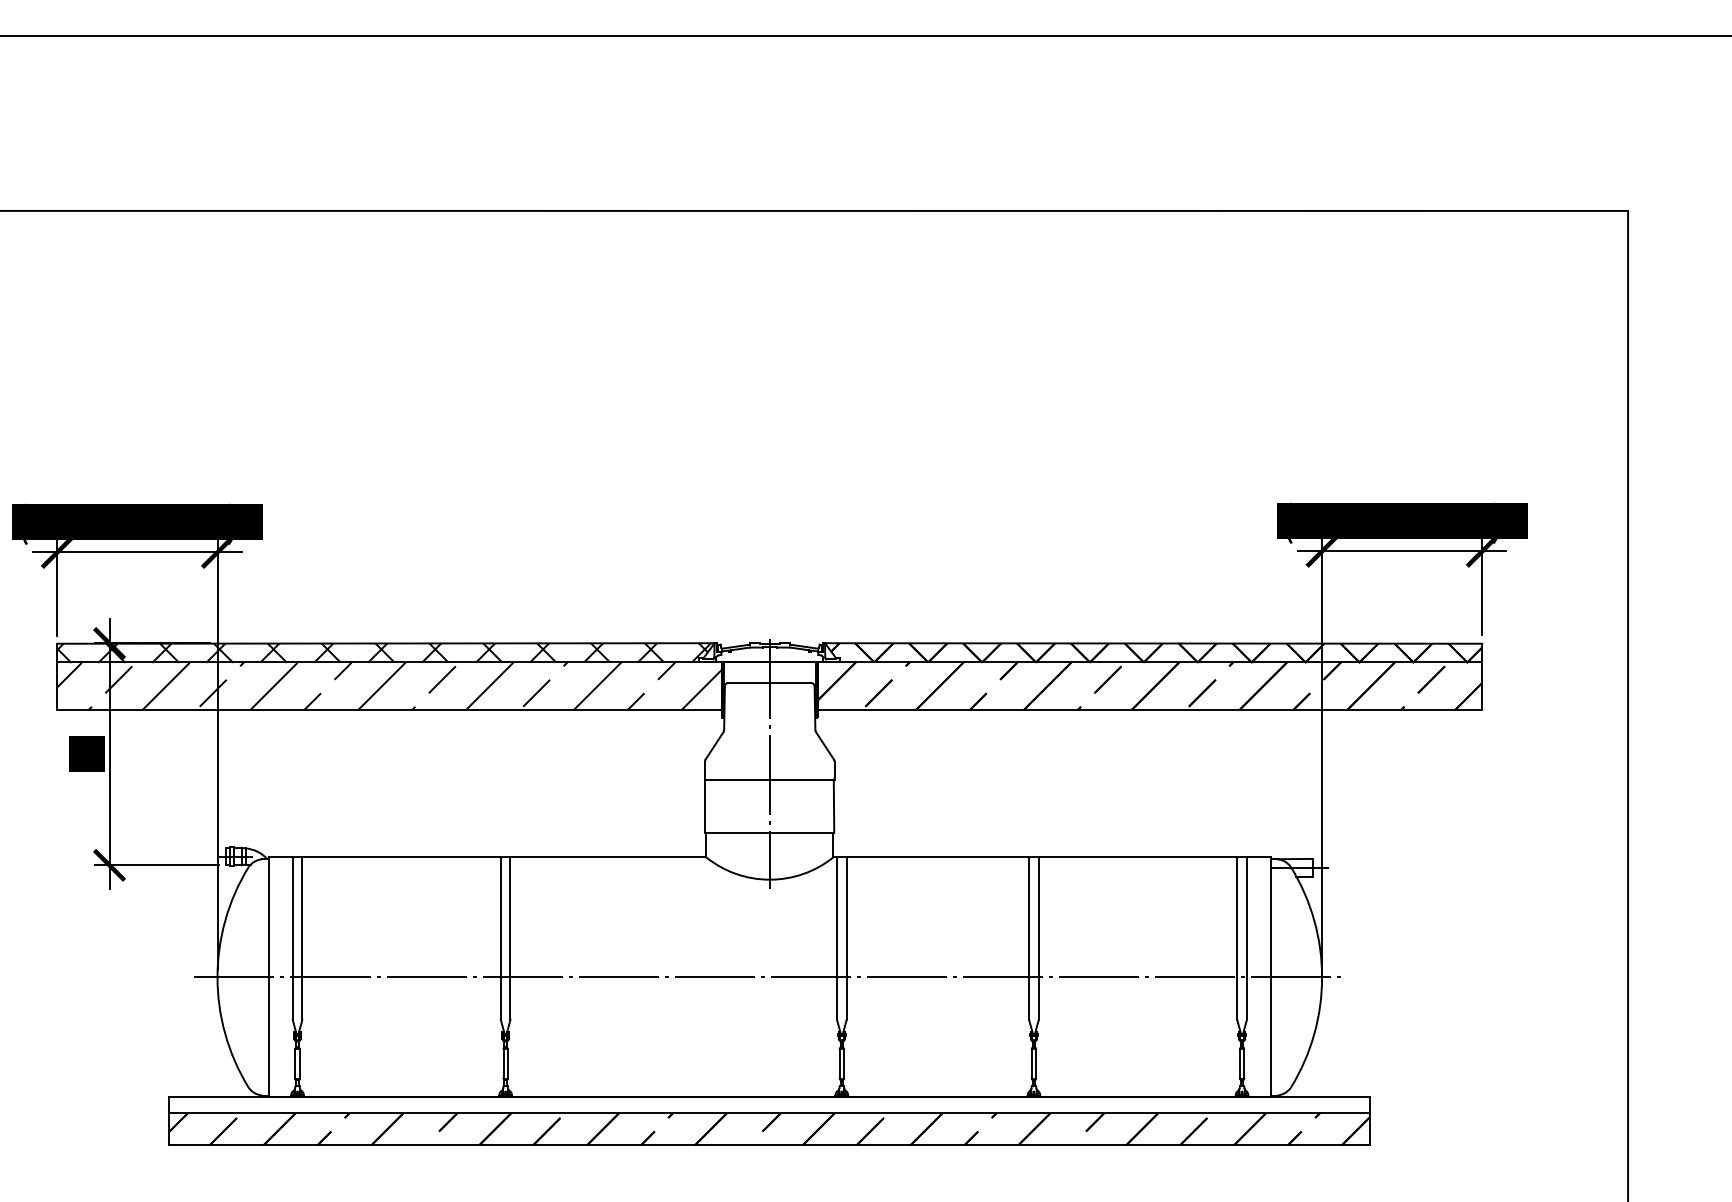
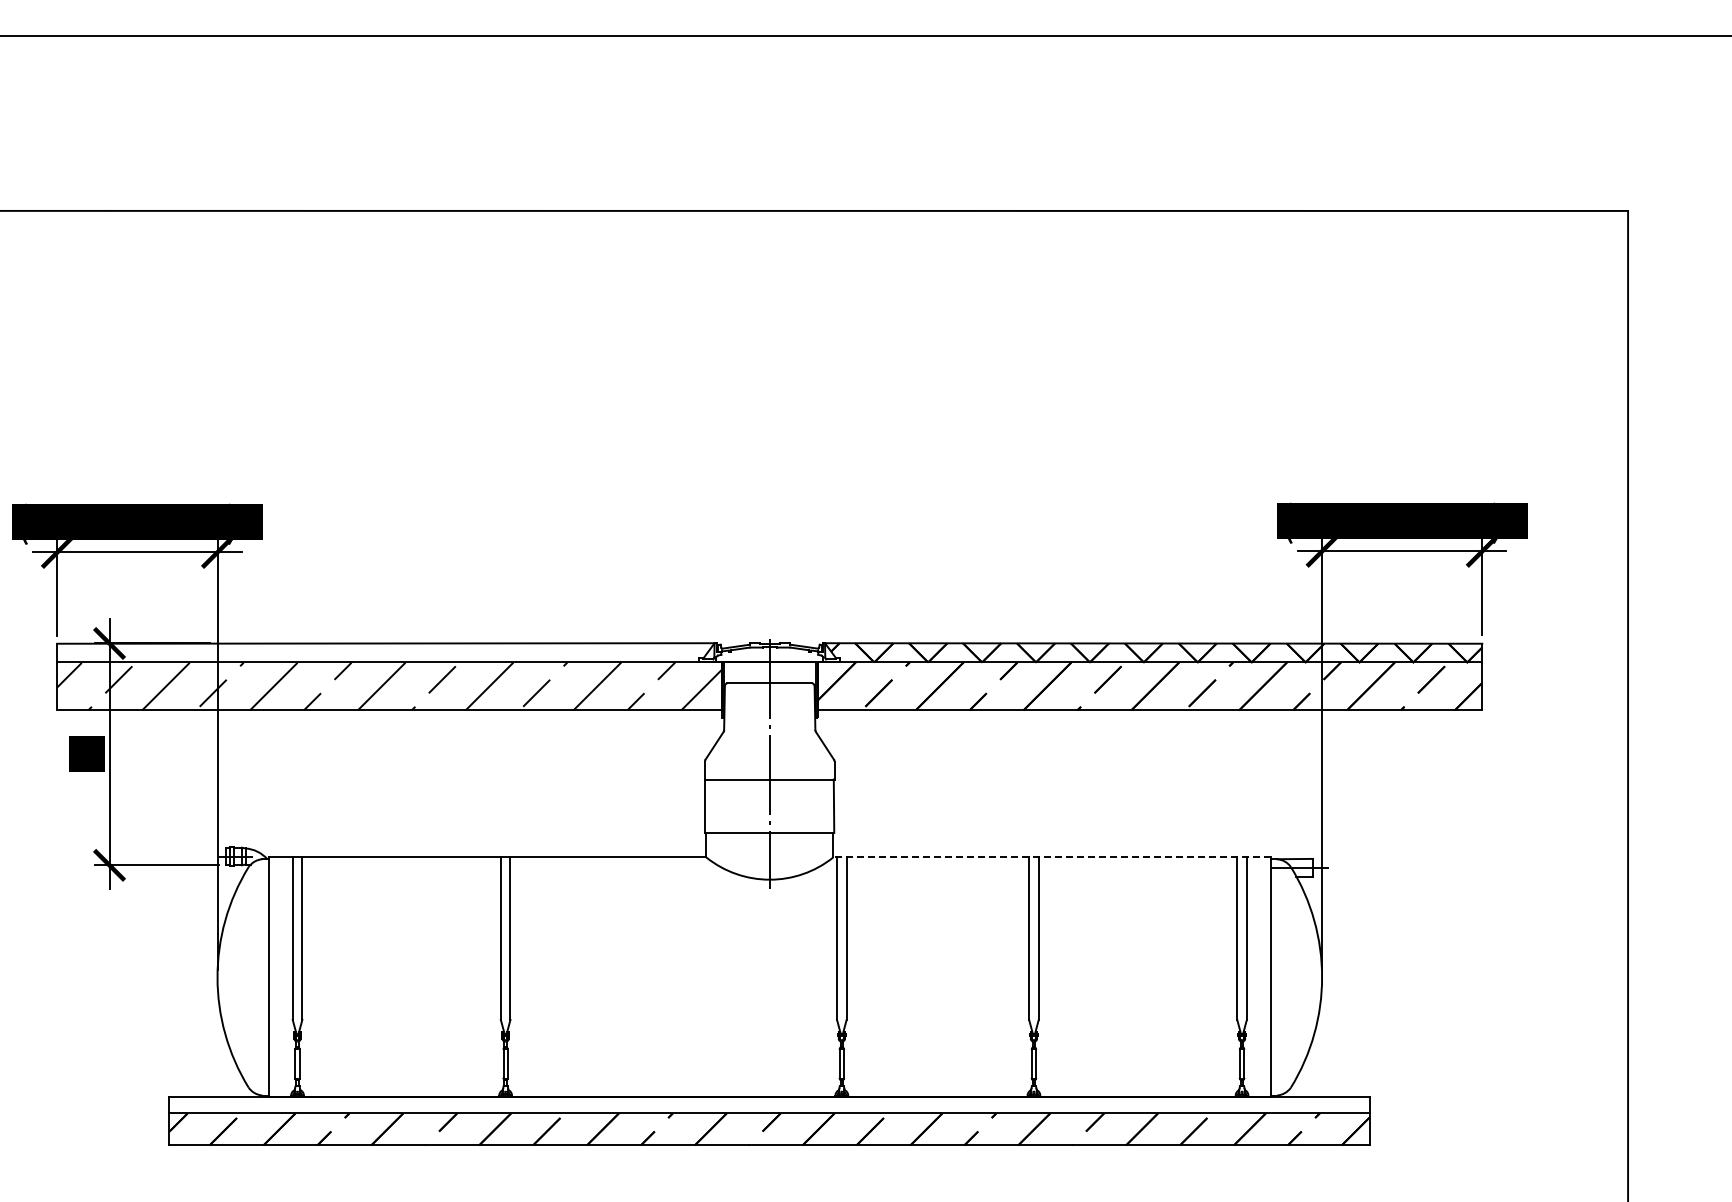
hatch: present -> none (384, 652)
line: solid -> dashed (1052, 857)
line: present -> none (770, 977)
